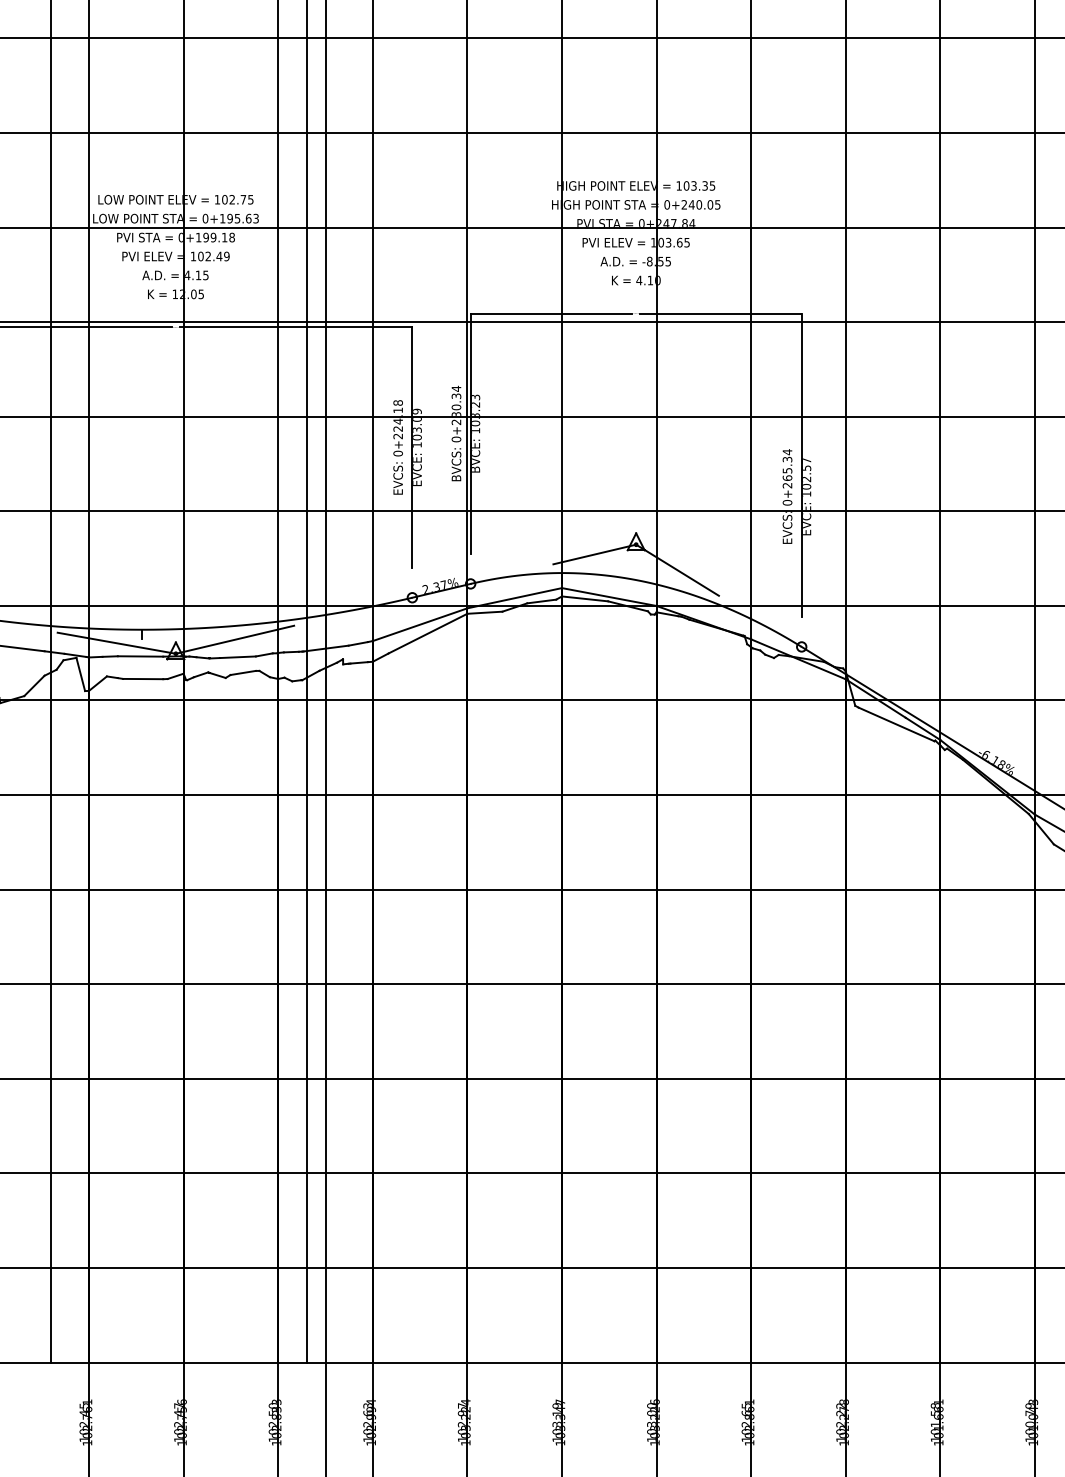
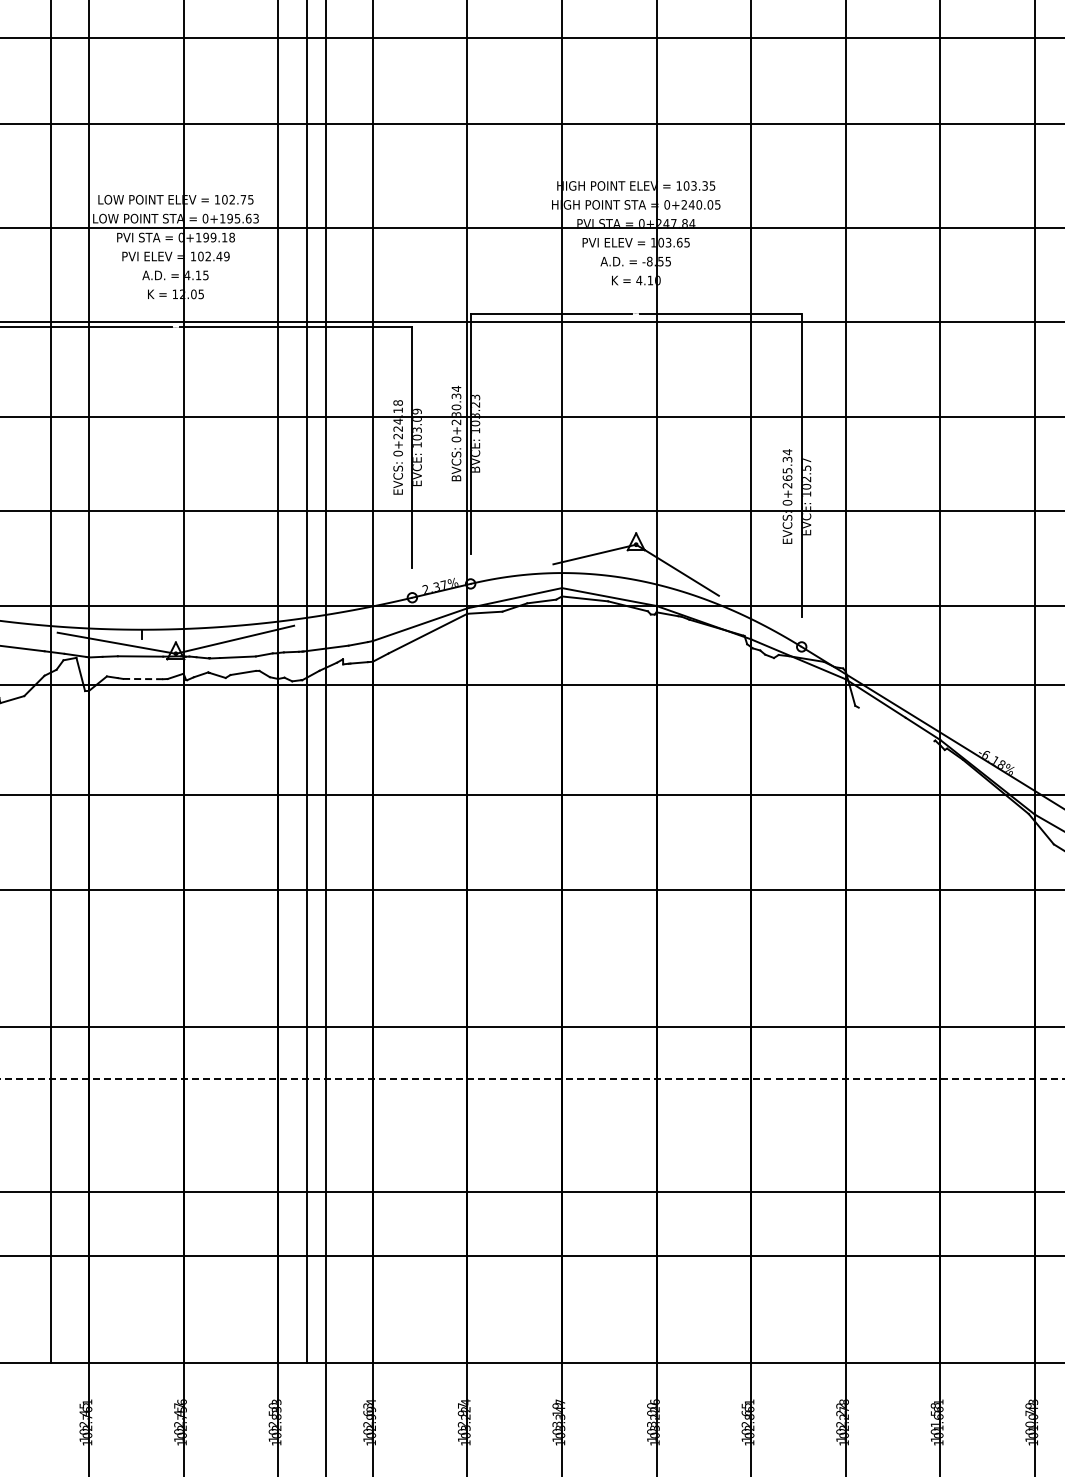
line position: (531, 132) -> (531, 123) (531, 123)
line: solid -> dashed (143, 679)
line position: (531, 700) -> (531, 685) (531, 685)
line: present -> none (896, 724)
line position: (531, 984) -> (531, 1027) (531, 1027)
line: solid -> dashed (532, 1078)
line position: (531, 1173) -> (531, 1192) (531, 1192)
line position: (531, 1267) -> (531, 1255) (531, 1255)
